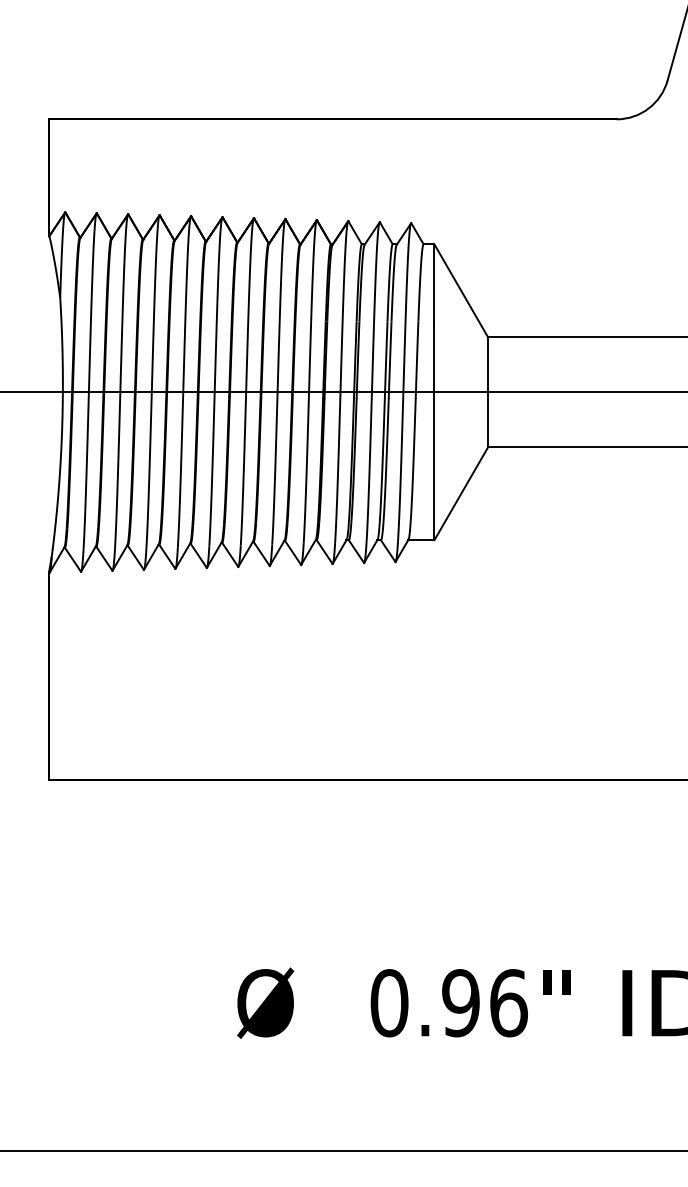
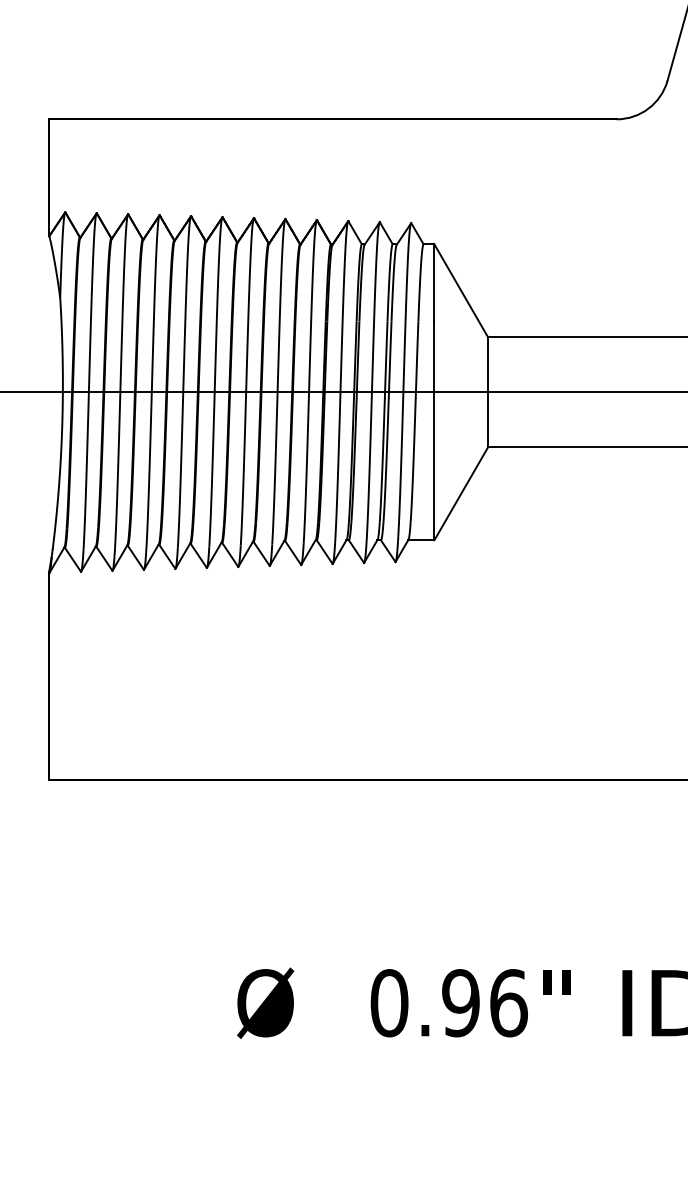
line: present -> none (343, 1151)
